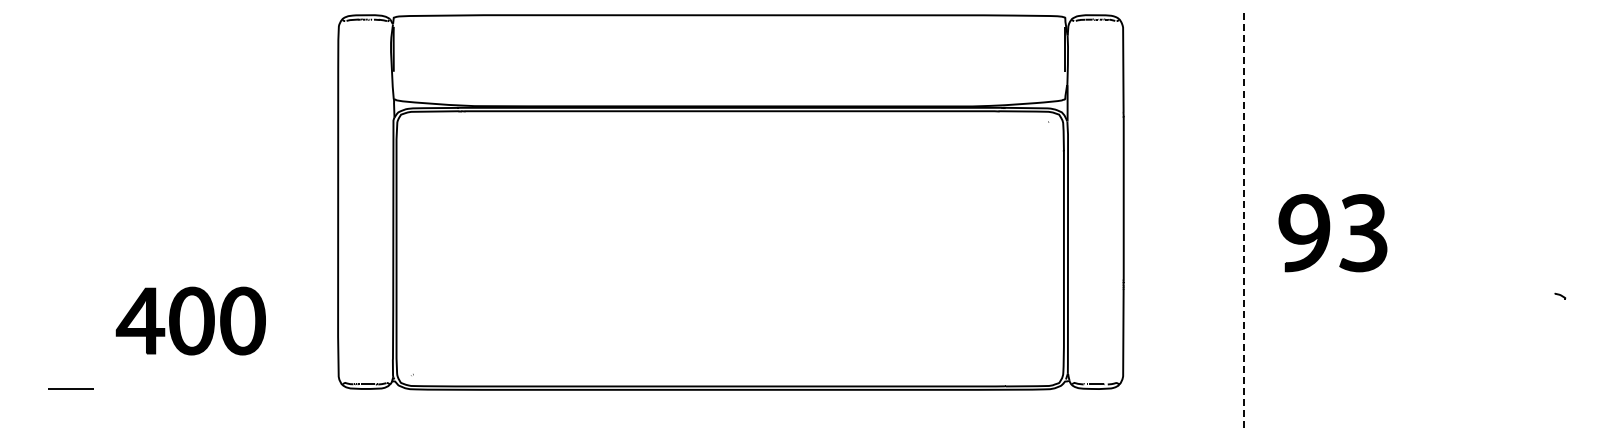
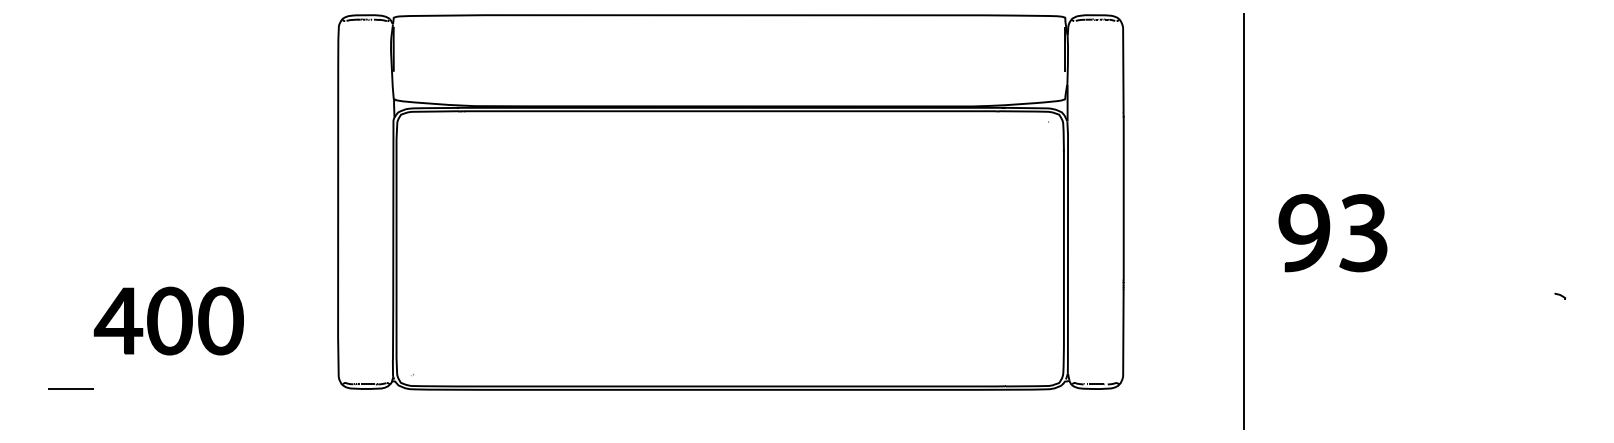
line: dashed -> solid (1243, 222)
part position: (190, 320) -> (168, 320) (168, 320)
